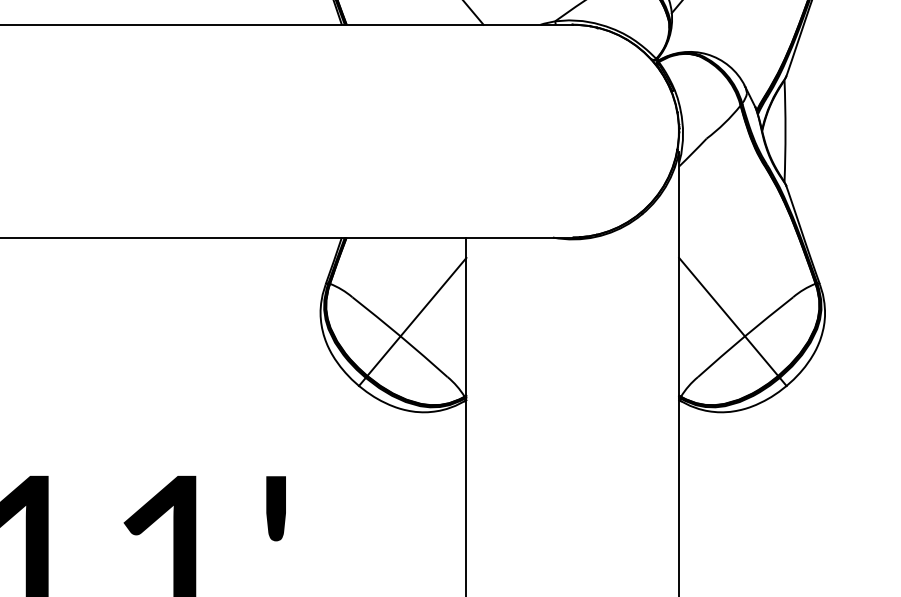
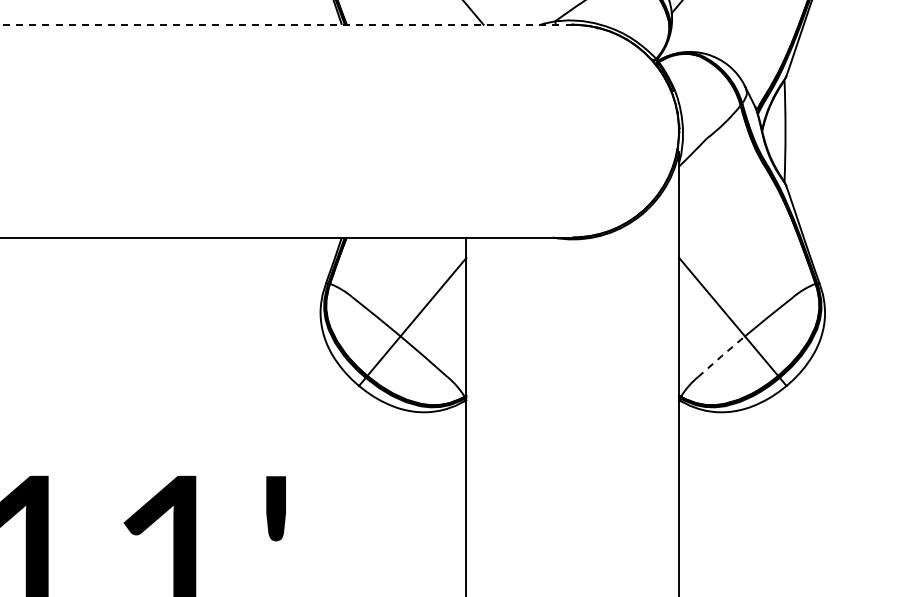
line: solid -> dashed (286, 24)
line: solid -> dashed (721, 356)
